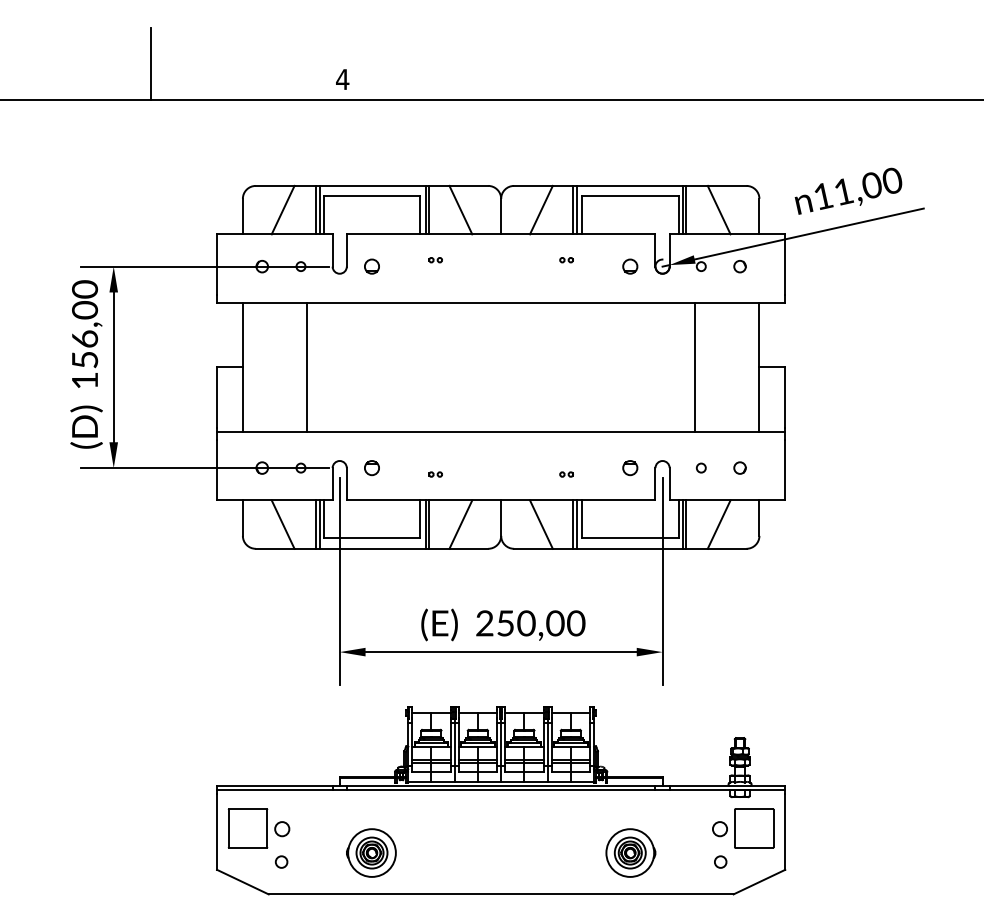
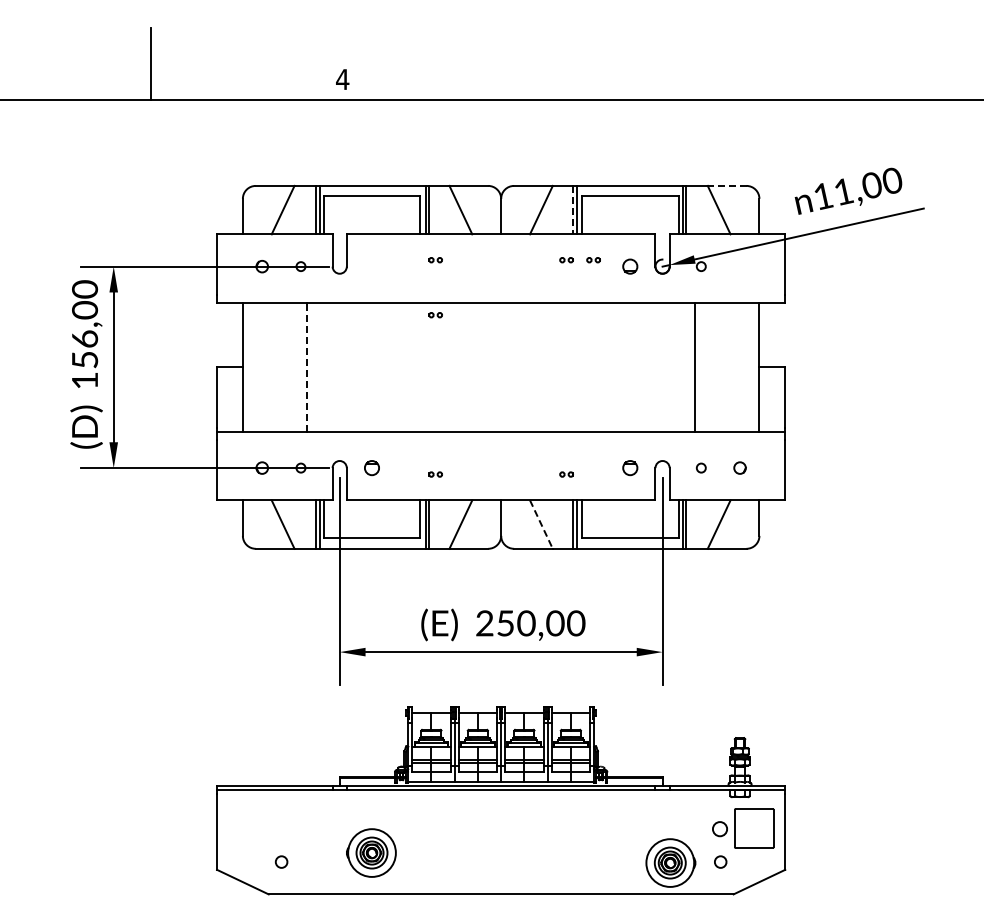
line: solid -> dashed (726, 185)
line: solid -> dashed (572, 210)
part: none -> present (593, 260)
circle: present -> none (371, 266)
circle: present -> none (739, 266)
part: none -> present (435, 315)
line: solid -> dashed (307, 367)
line: solid -> dashed (541, 524)
part: present -> none (258, 828)
part position: (630, 852) -> (670, 862) (670, 862)
